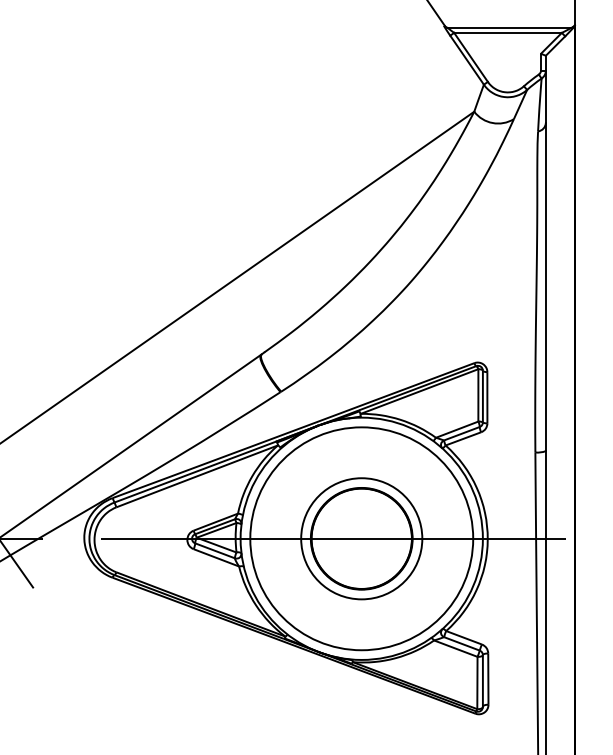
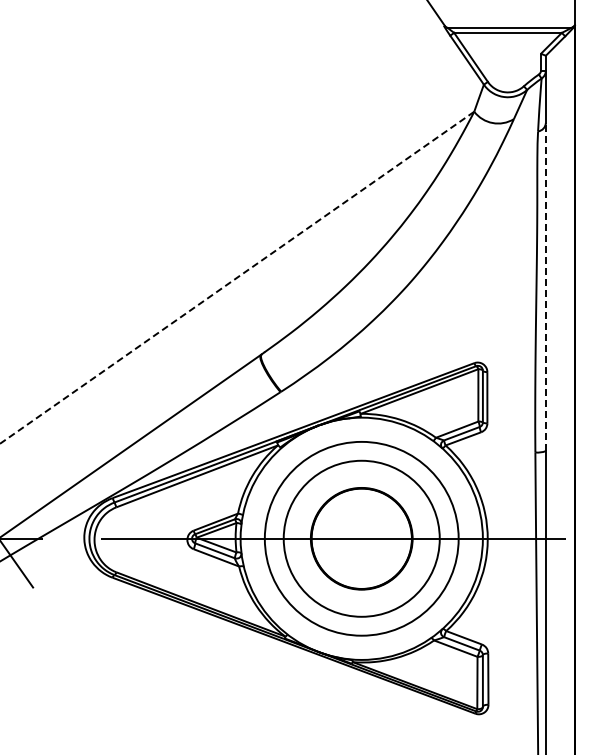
line: solid -> dashed (236, 277)
line: solid -> dashed (545, 286)
circle diameter: 121 px -> 194 px (361, 538)
circle diameter: 223 px -> 156 px (361, 538)
